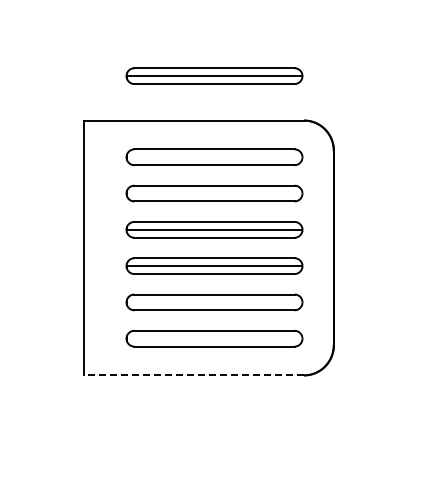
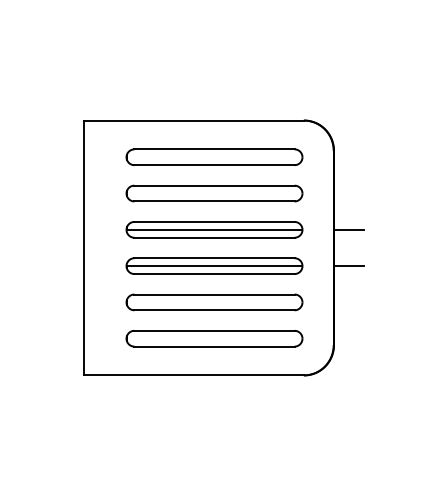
part: present -> none (214, 75)
line: none -> present (349, 229)
line: none -> present (349, 266)
line: dashed -> solid (194, 375)
